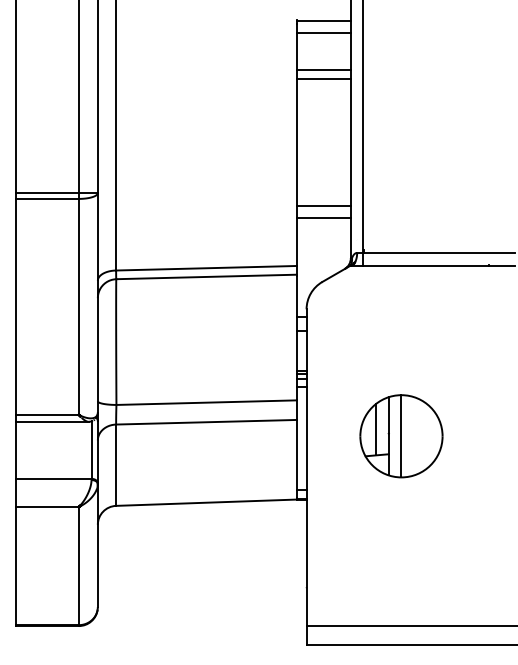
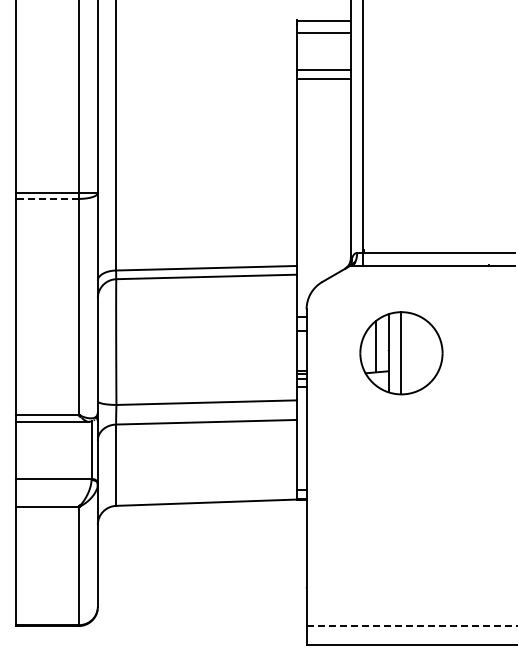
line: solid -> dashed (47, 198)
line: present -> none (323, 205)
line: present -> none (323, 217)
part position: (401, 436) -> (401, 353) (401, 353)
line: solid -> dashed (412, 626)
